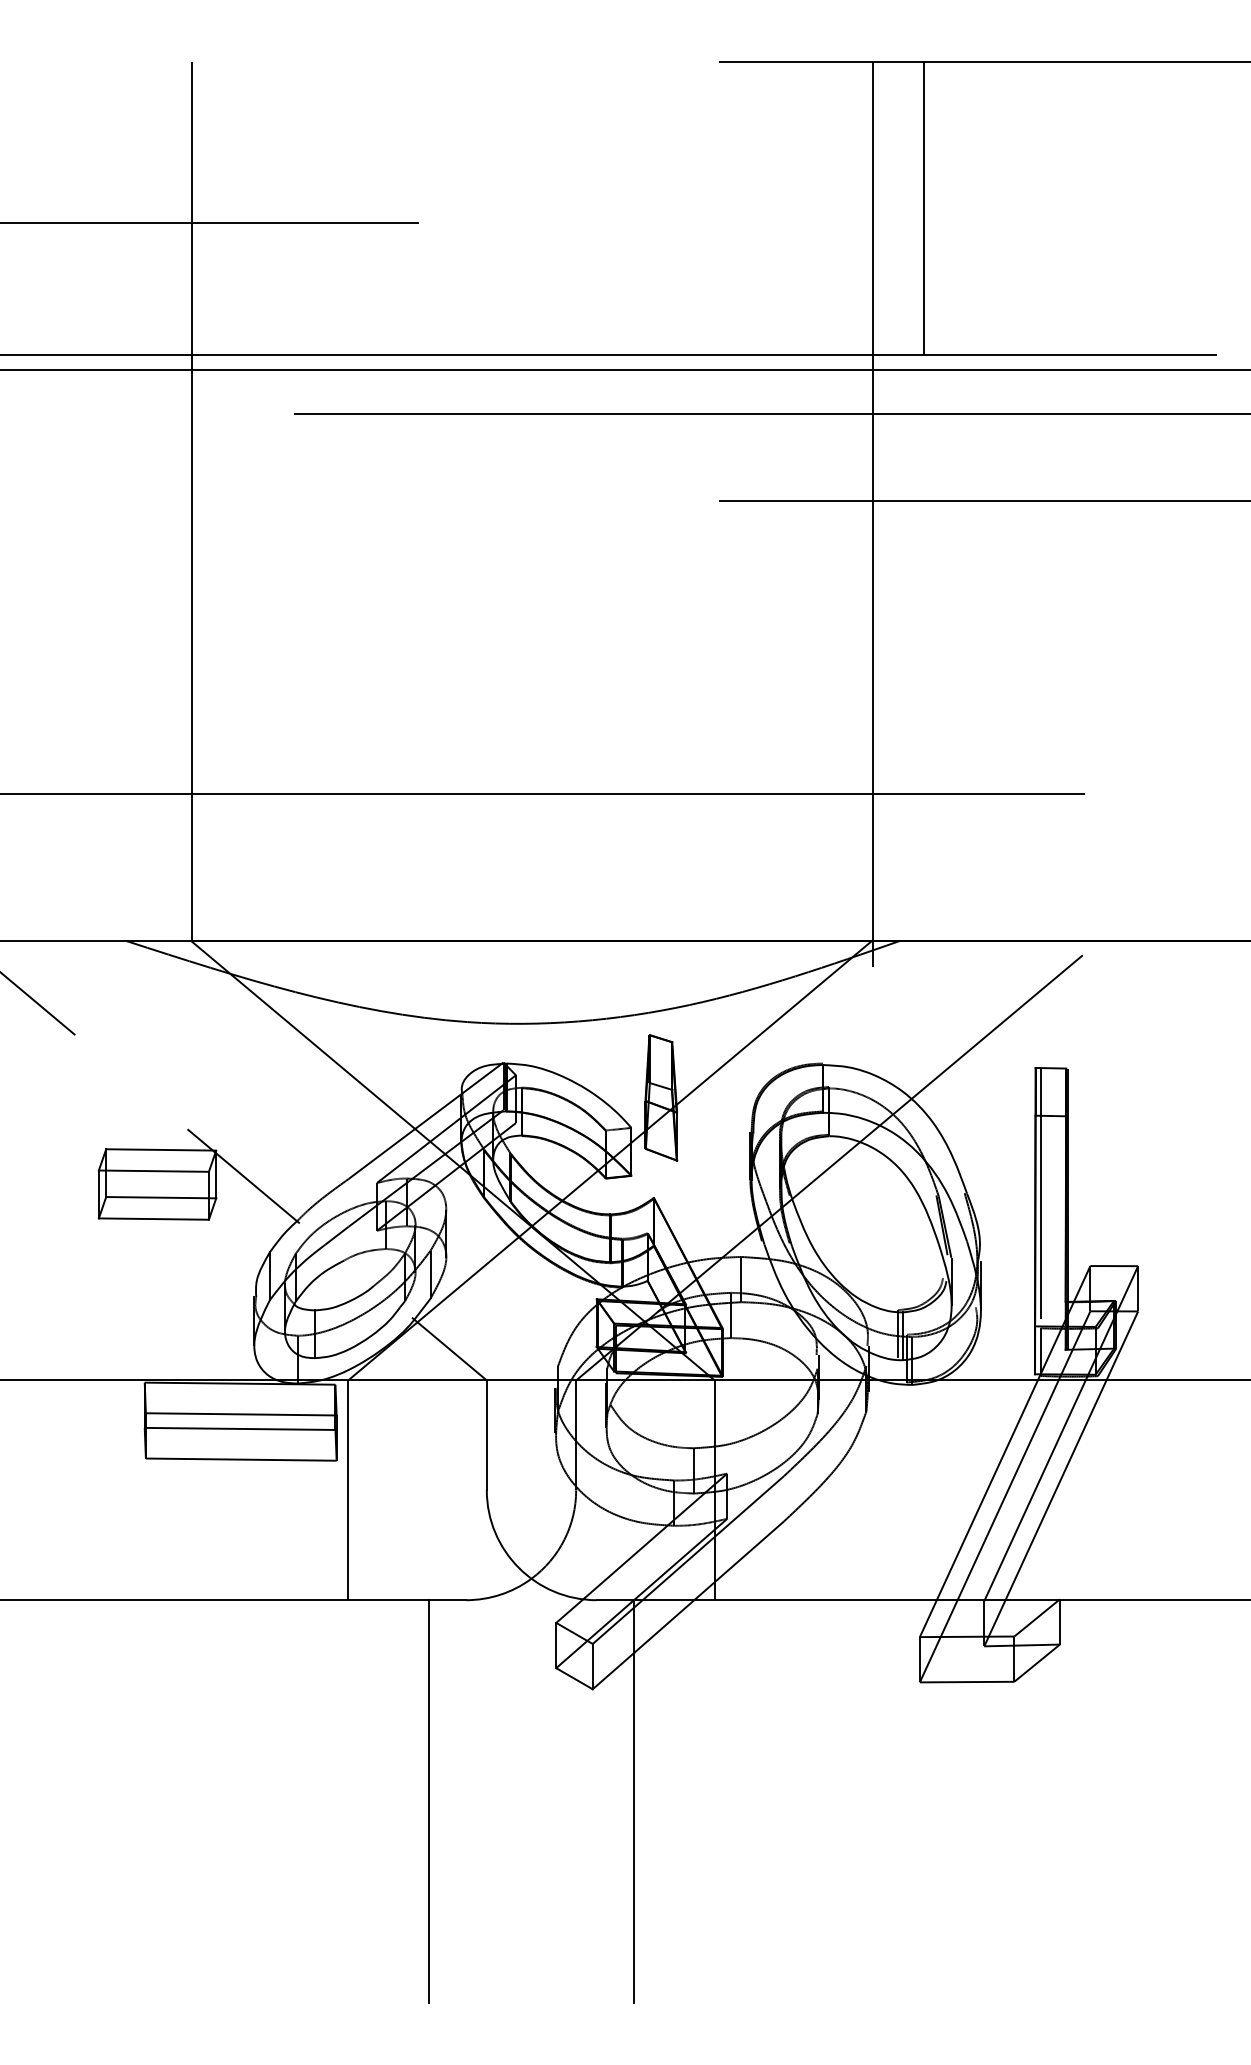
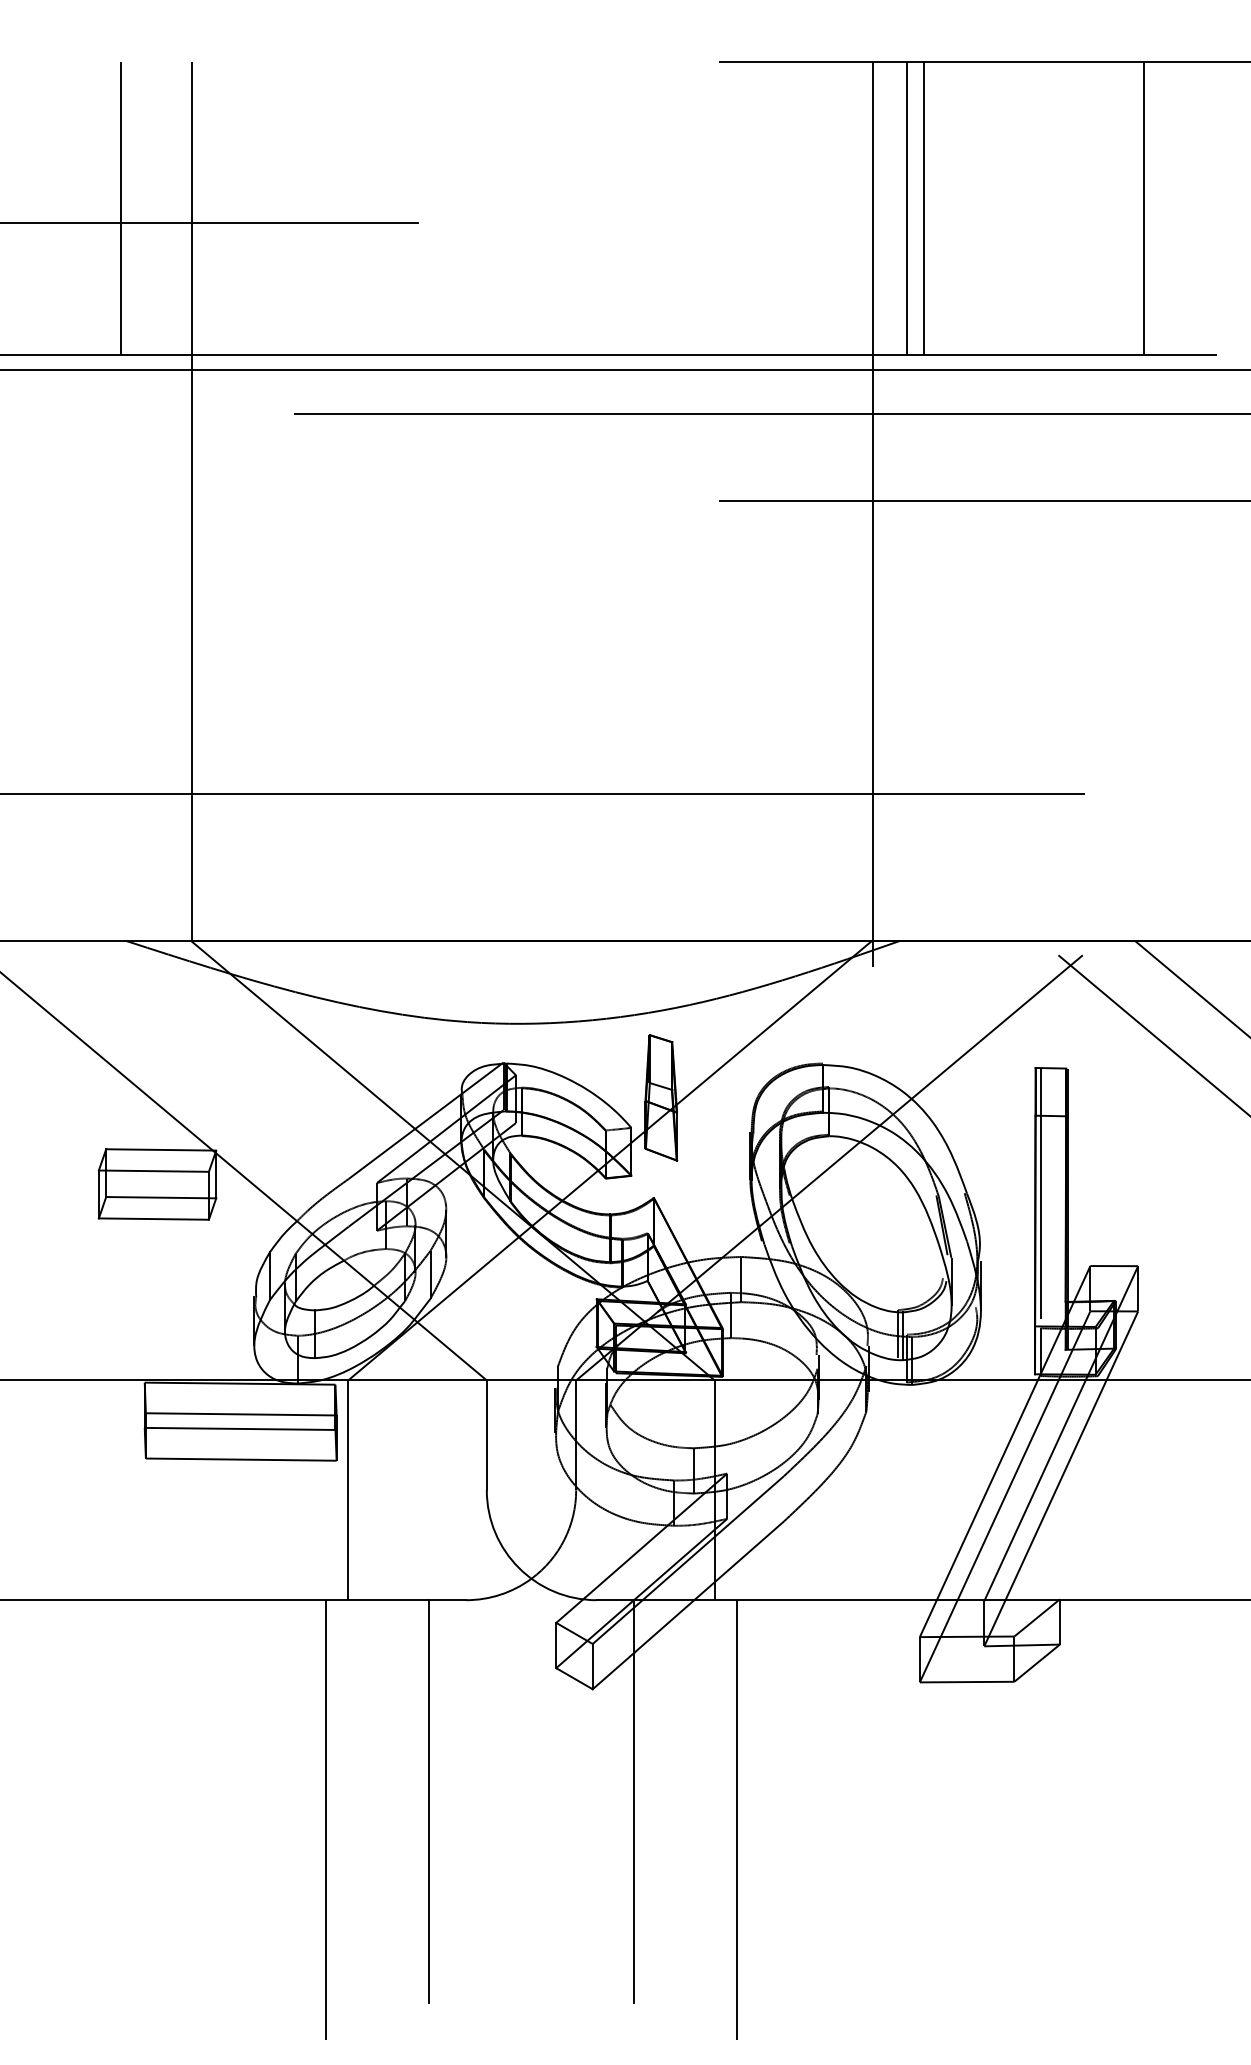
line: none -> present (121, 207)
line: none -> present (906, 207)
line: none -> present (1143, 207)
line: none -> present (1191, 987)
line: none -> present (1152, 1034)
line: dashed -> solid (244, 1176)
line: none -> present (326, 1819)
line: none -> present (736, 1819)
